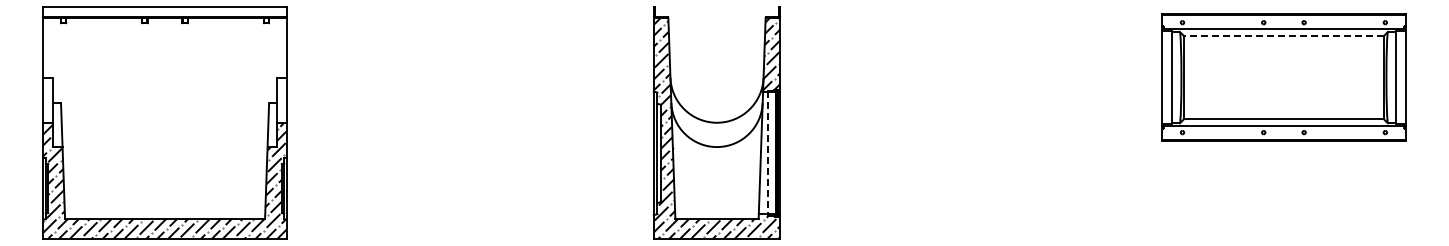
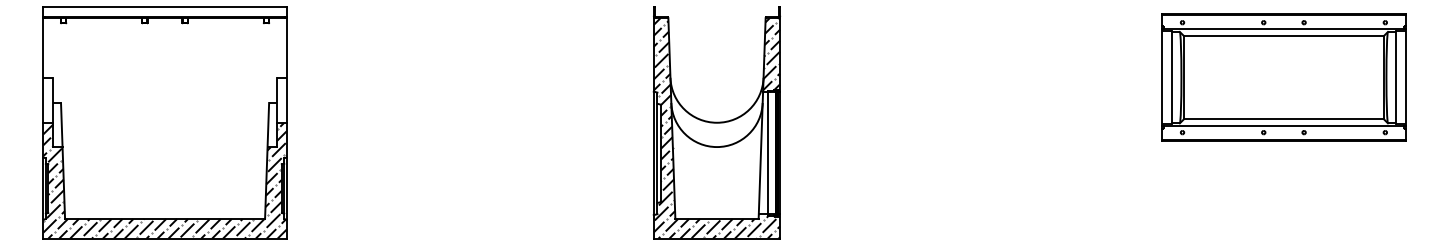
line: dashed -> solid (1283, 36)
line: dashed -> solid (768, 153)
